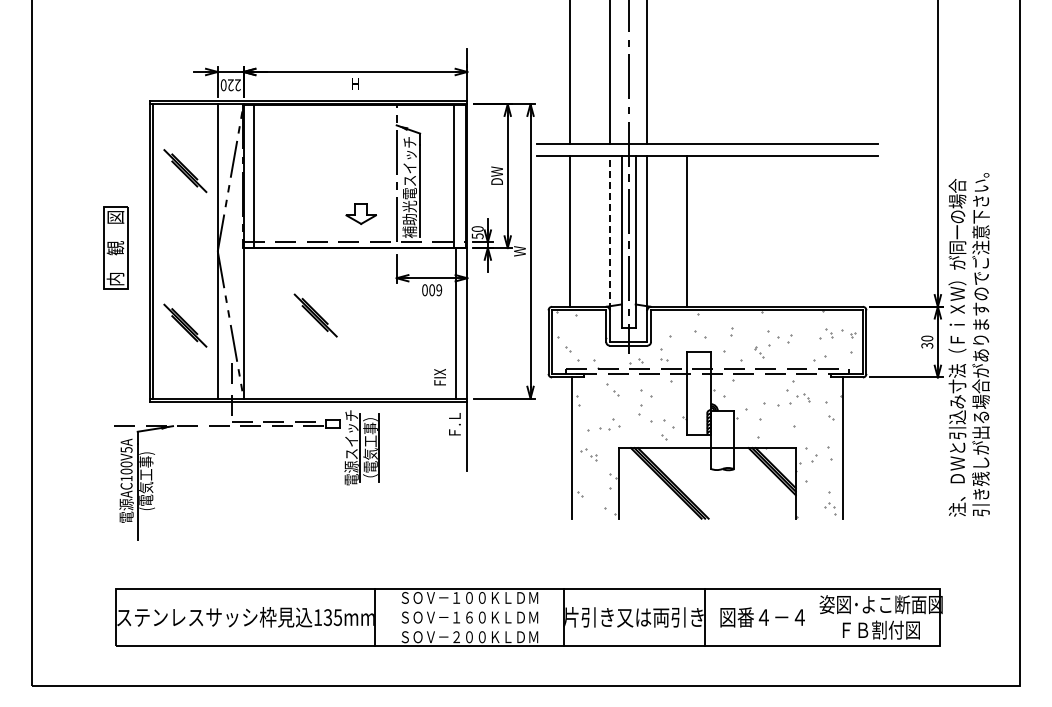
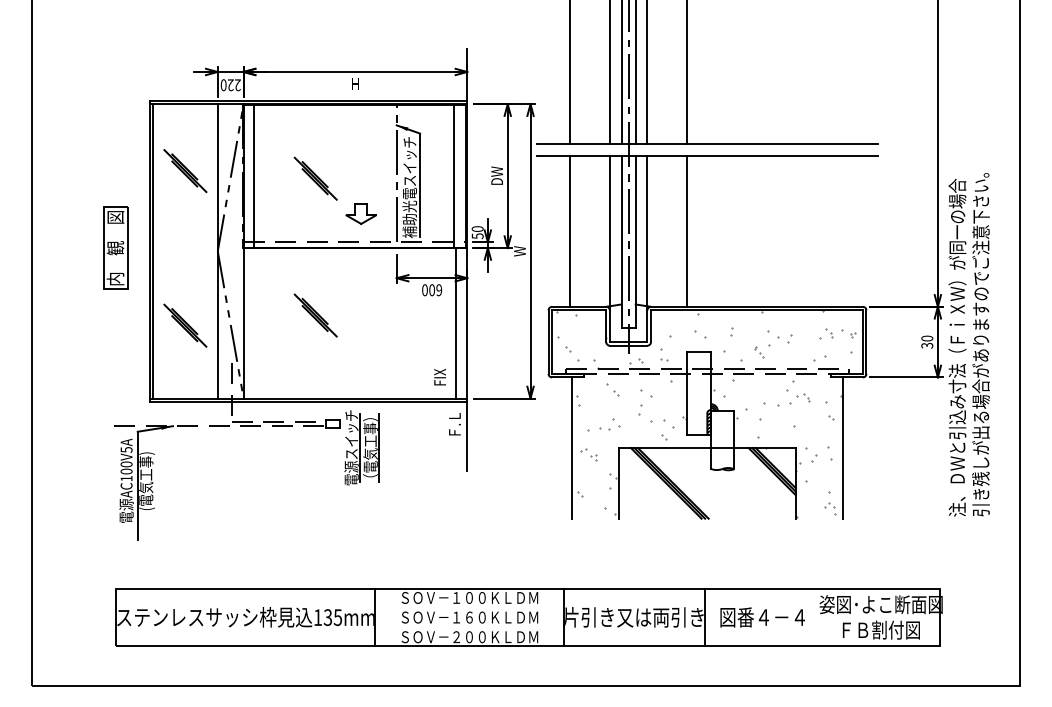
line: none -> present (621, 73)
line: none -> present (635, 73)
line: none -> present (687, 73)
part: none -> present (315, 178)
line: dashed -> solid (609, 232)
